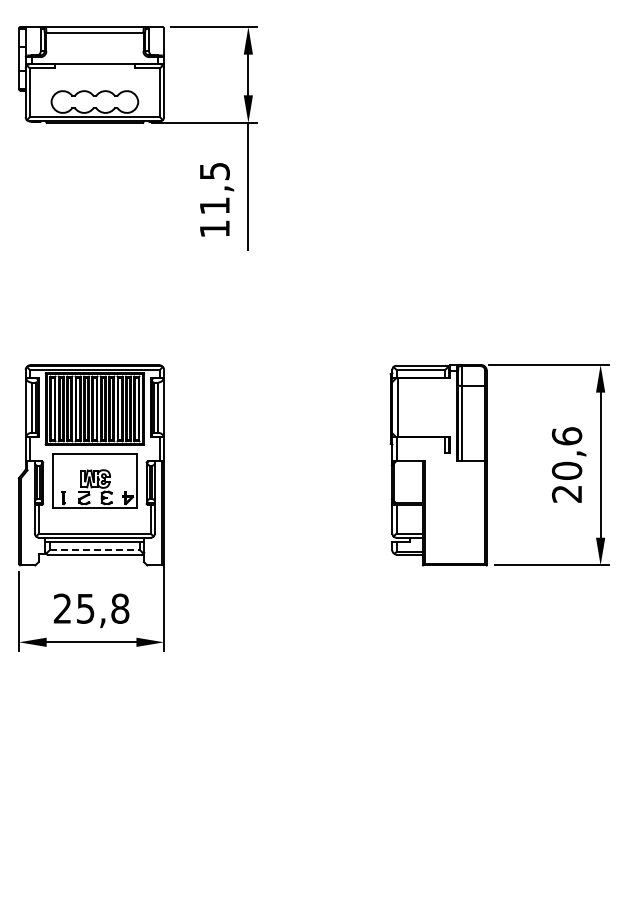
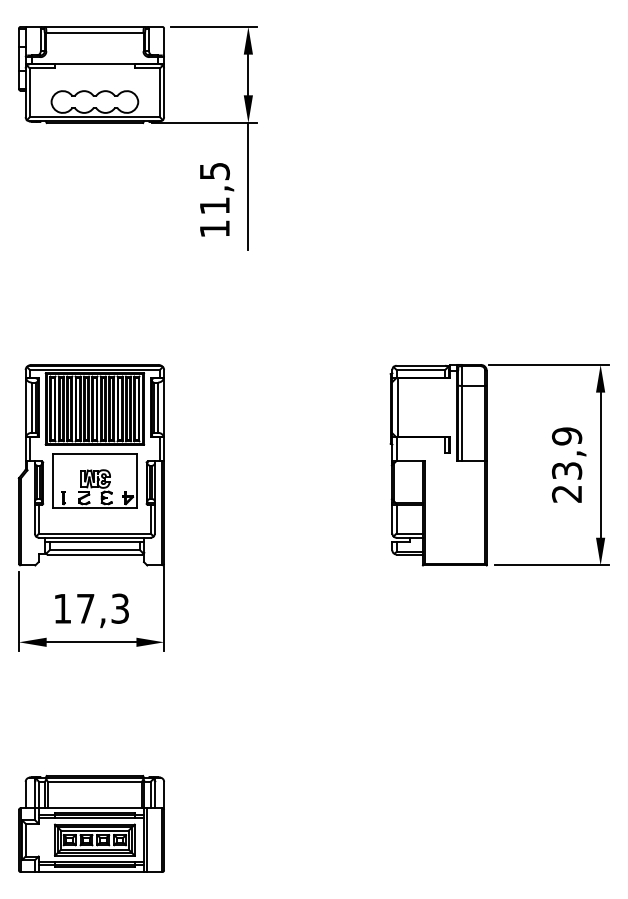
text: 20,6 -> 23,9 (566, 453)
line: dashed -> solid (95, 550)
text: 25,8 -> 17,3 (91, 608)
part: none -> present (91, 823)
